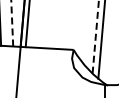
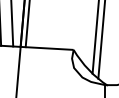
line: dashed -> solid (12, 22)
line: dashed -> solid (95, 36)
